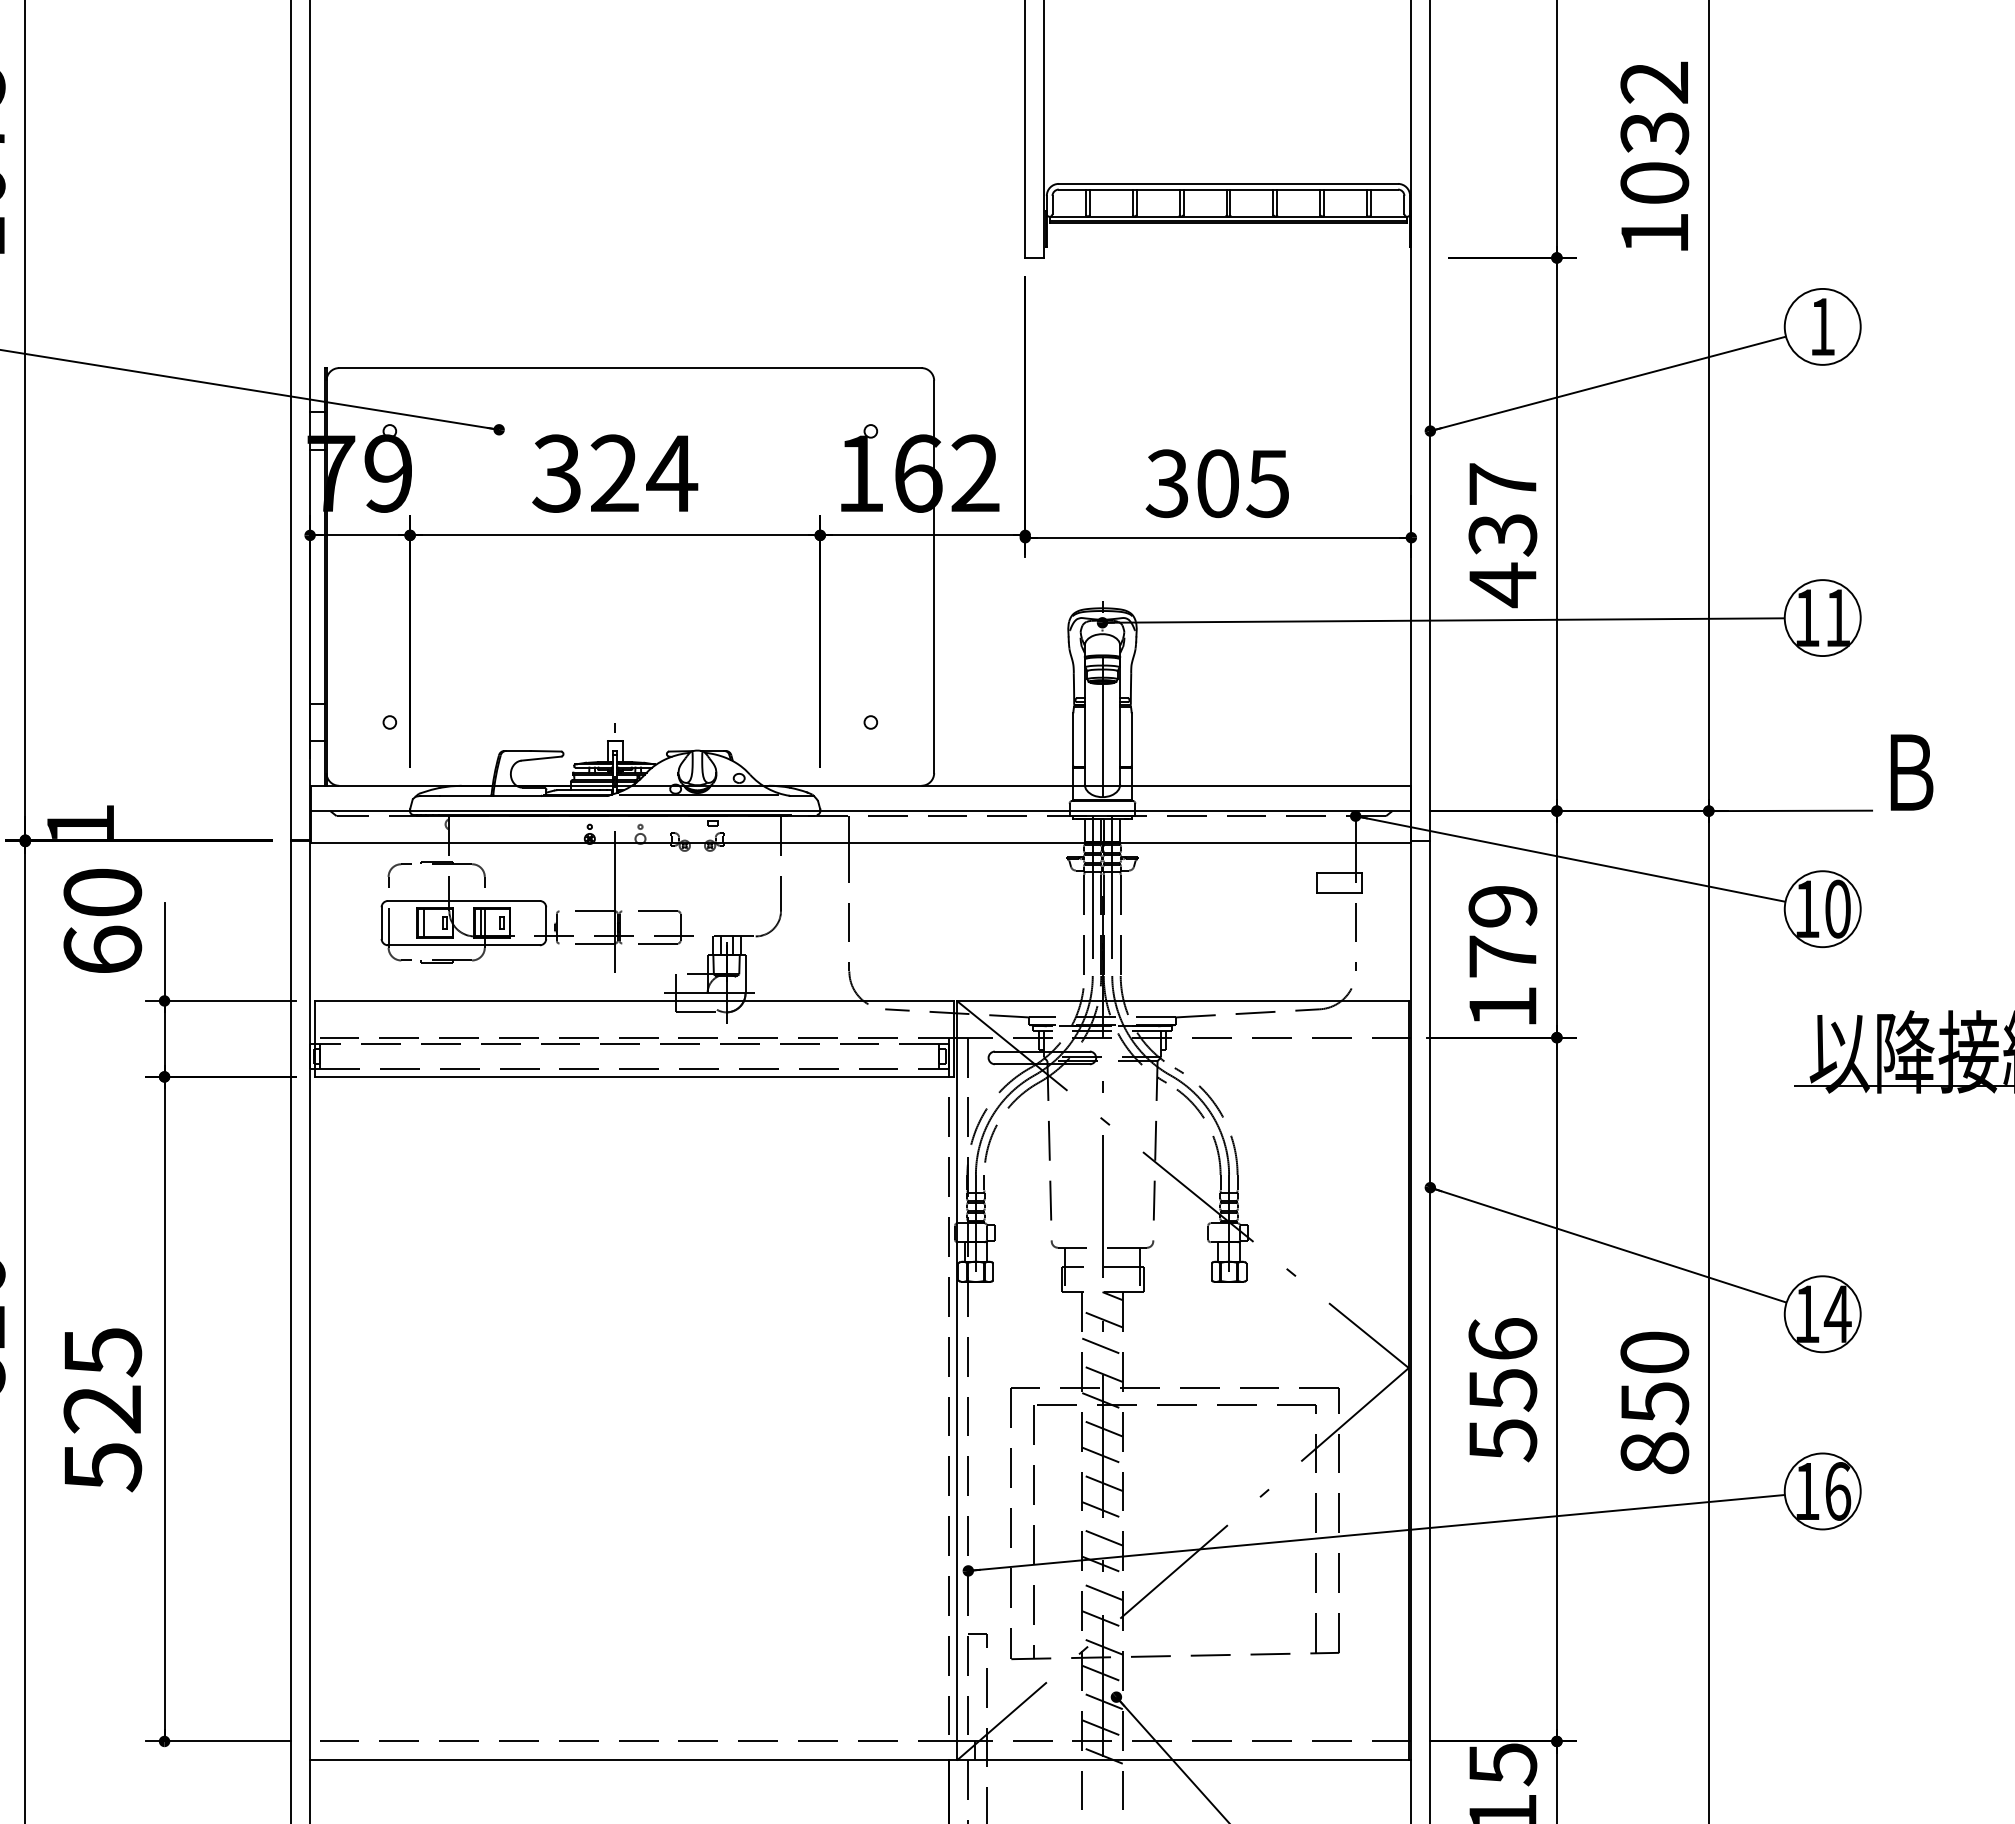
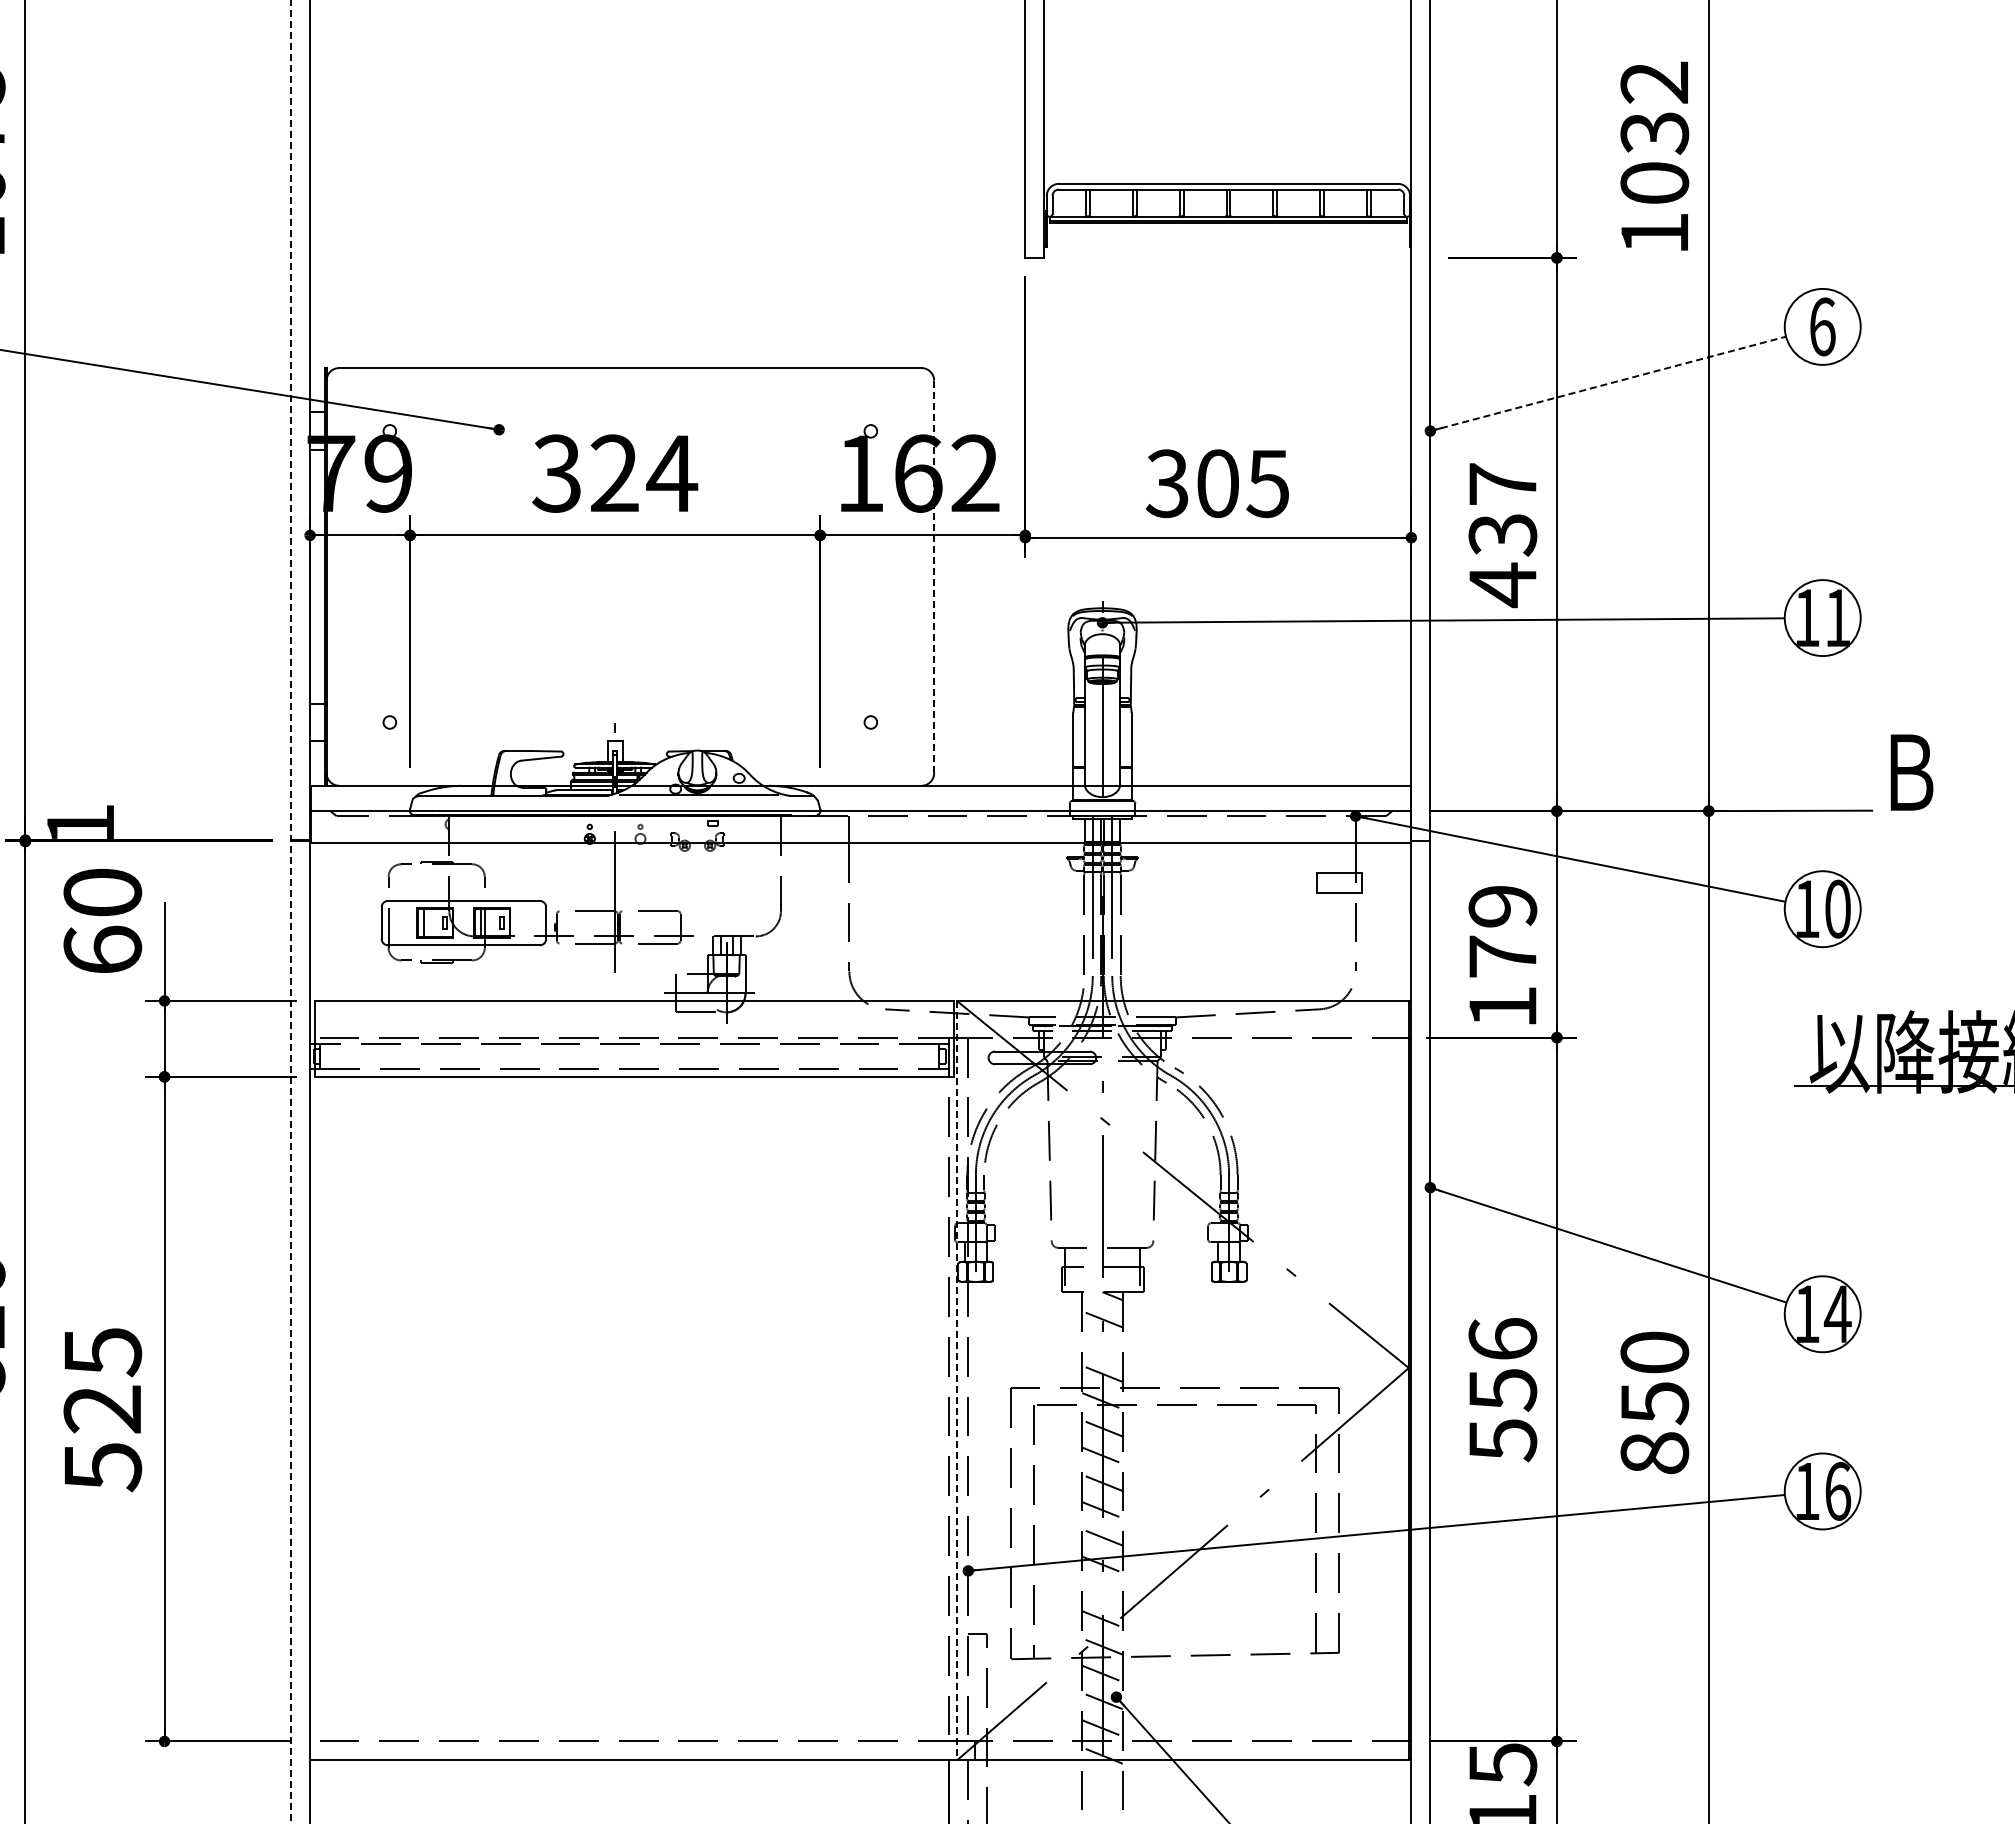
text: 1 -> 6 (1822, 326)
line: solid -> dashed (1608, 383)
line: solid -> dashed (934, 576)
line: solid -> dashed (291, 912)
line: present -> none (1102, 1346)
line: solid -> dashed (956, 1380)
line: present -> none (1102, 1591)
